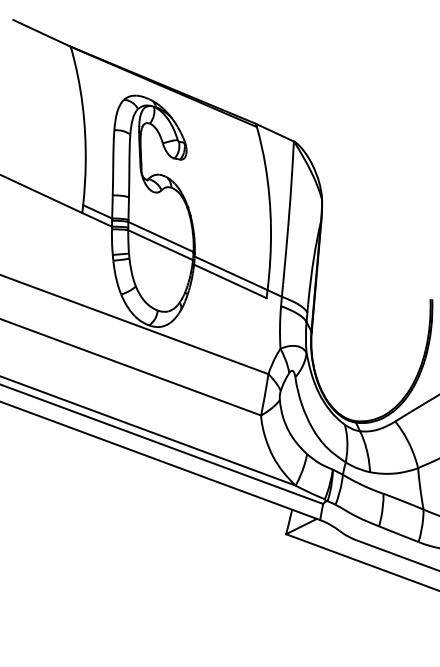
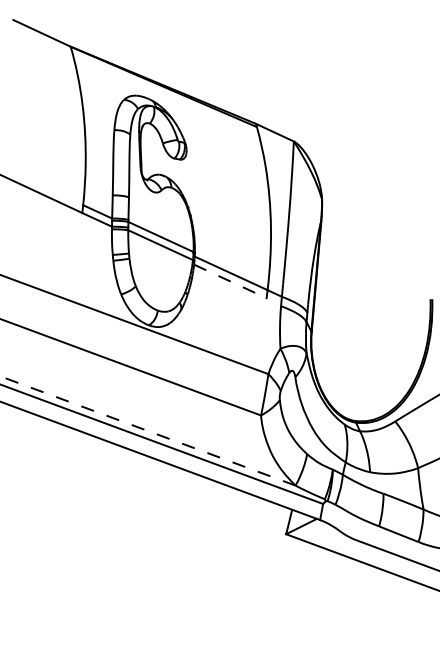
line: solid -> dashed (230, 281)
line: solid -> dashed (147, 430)
